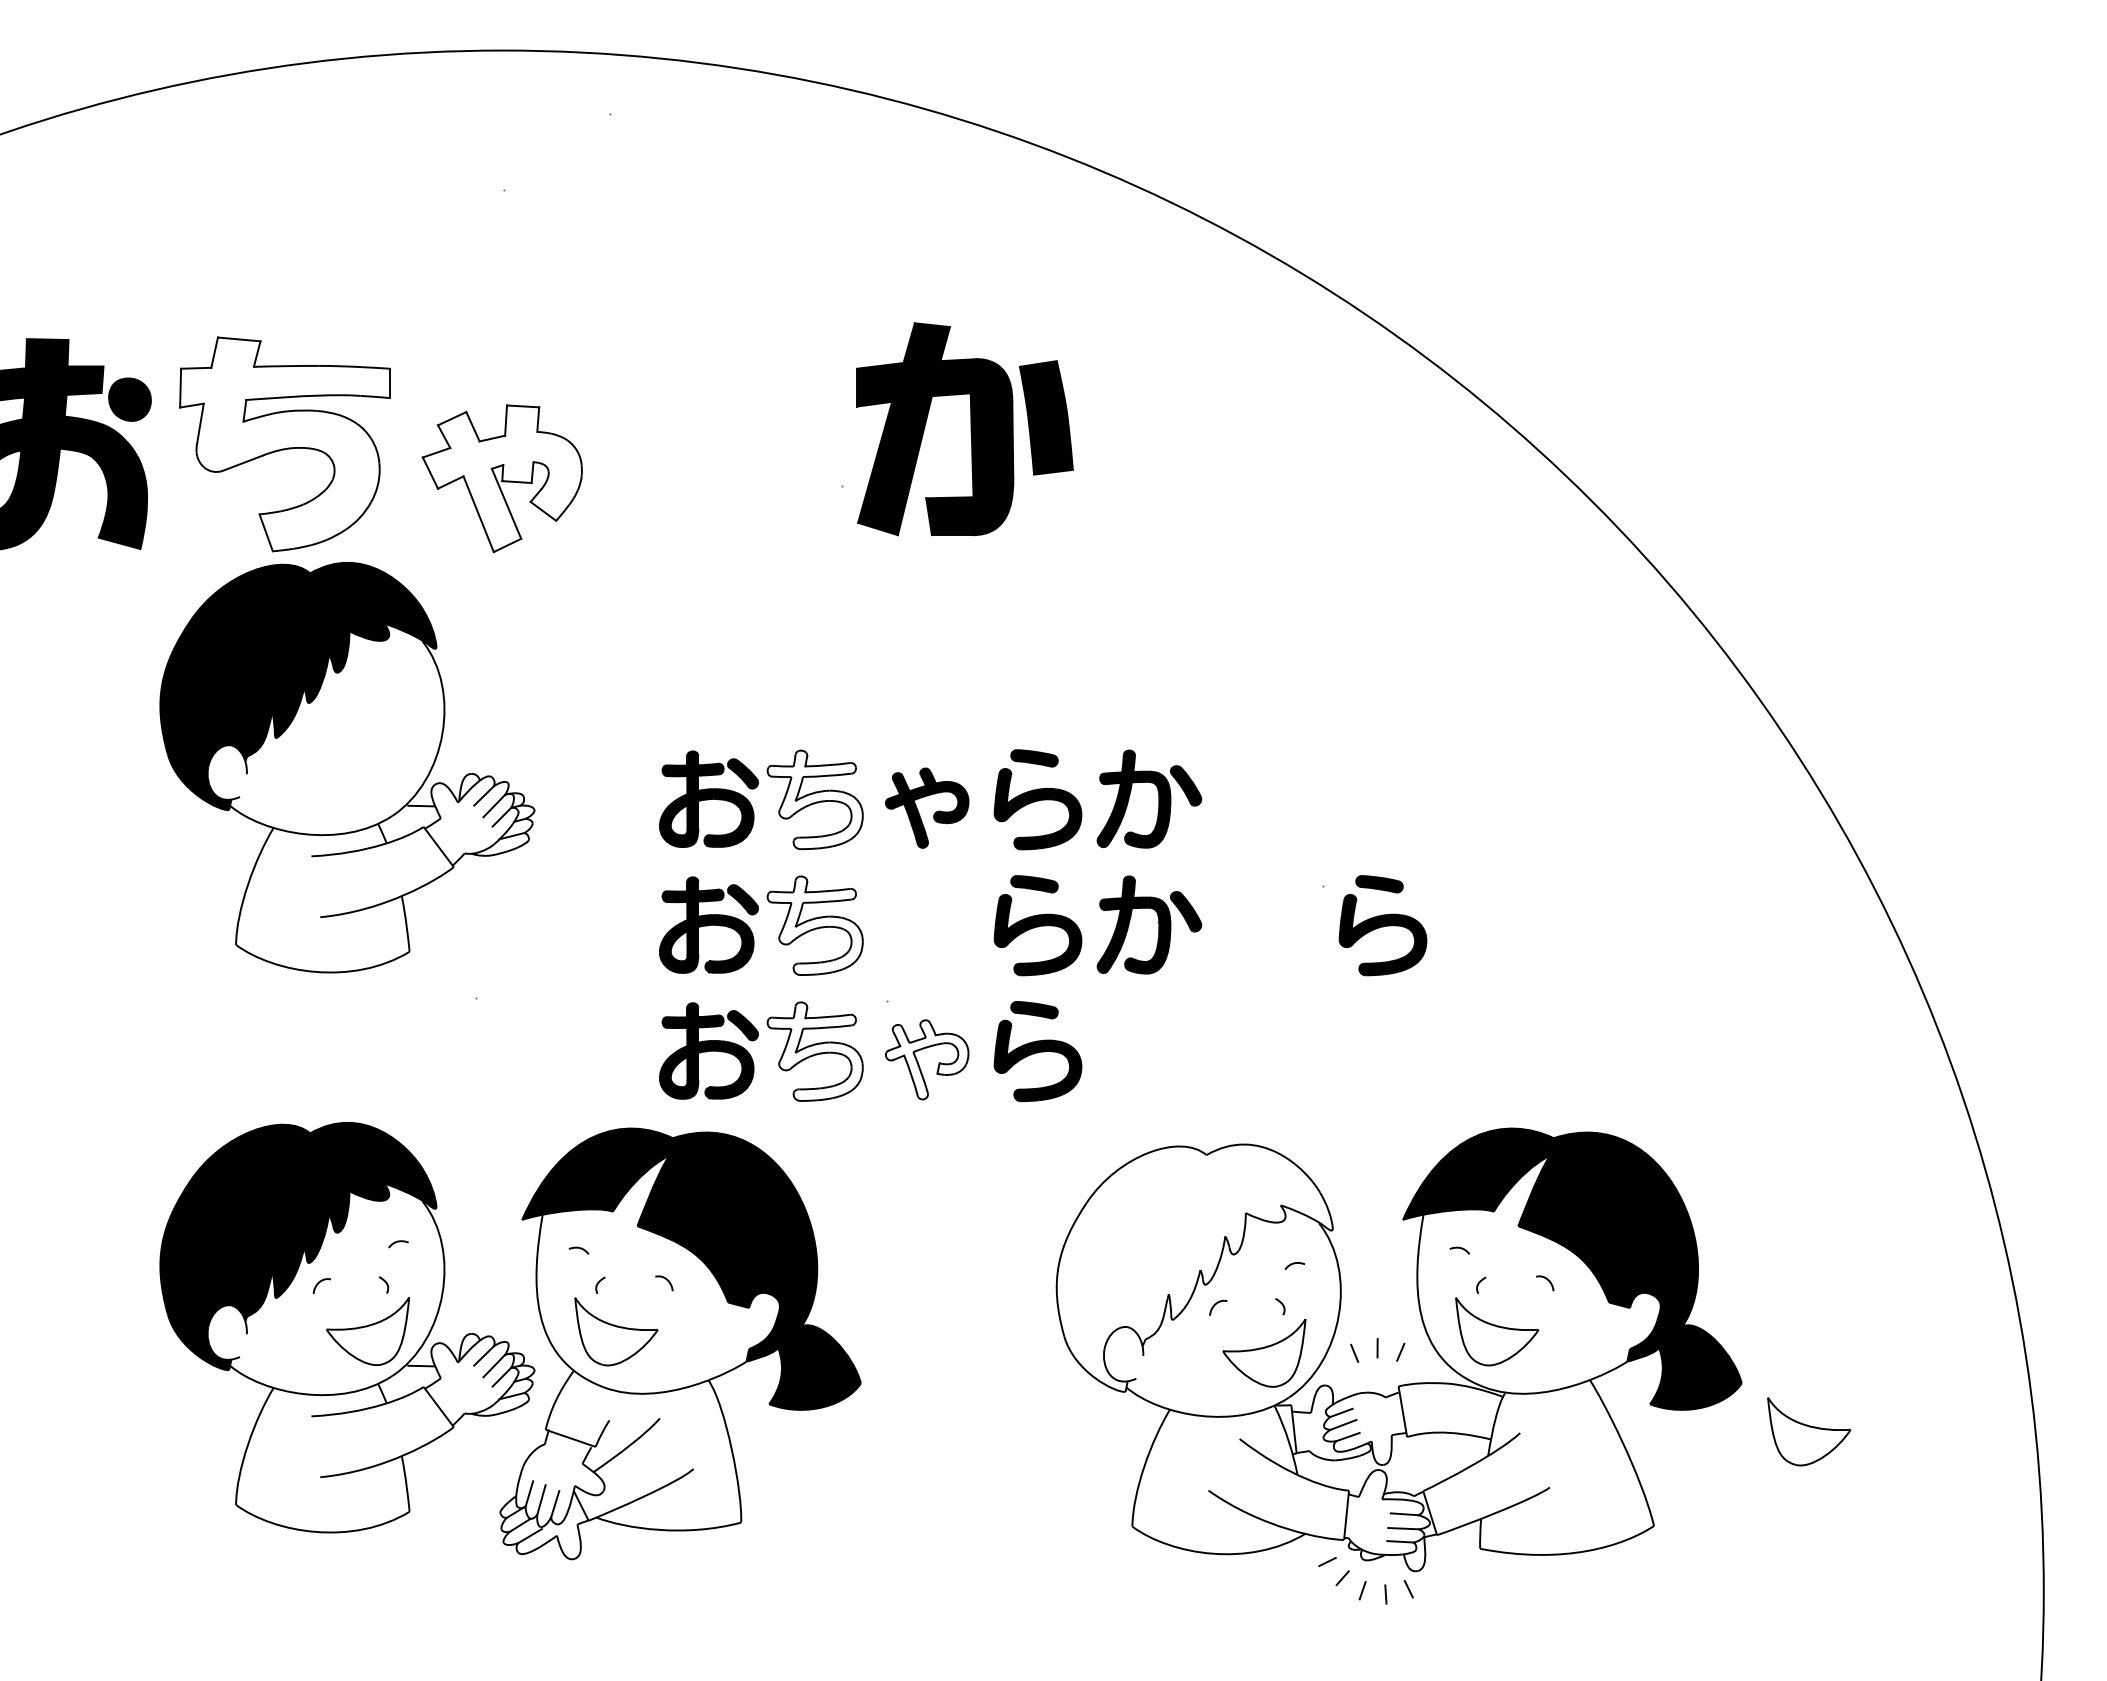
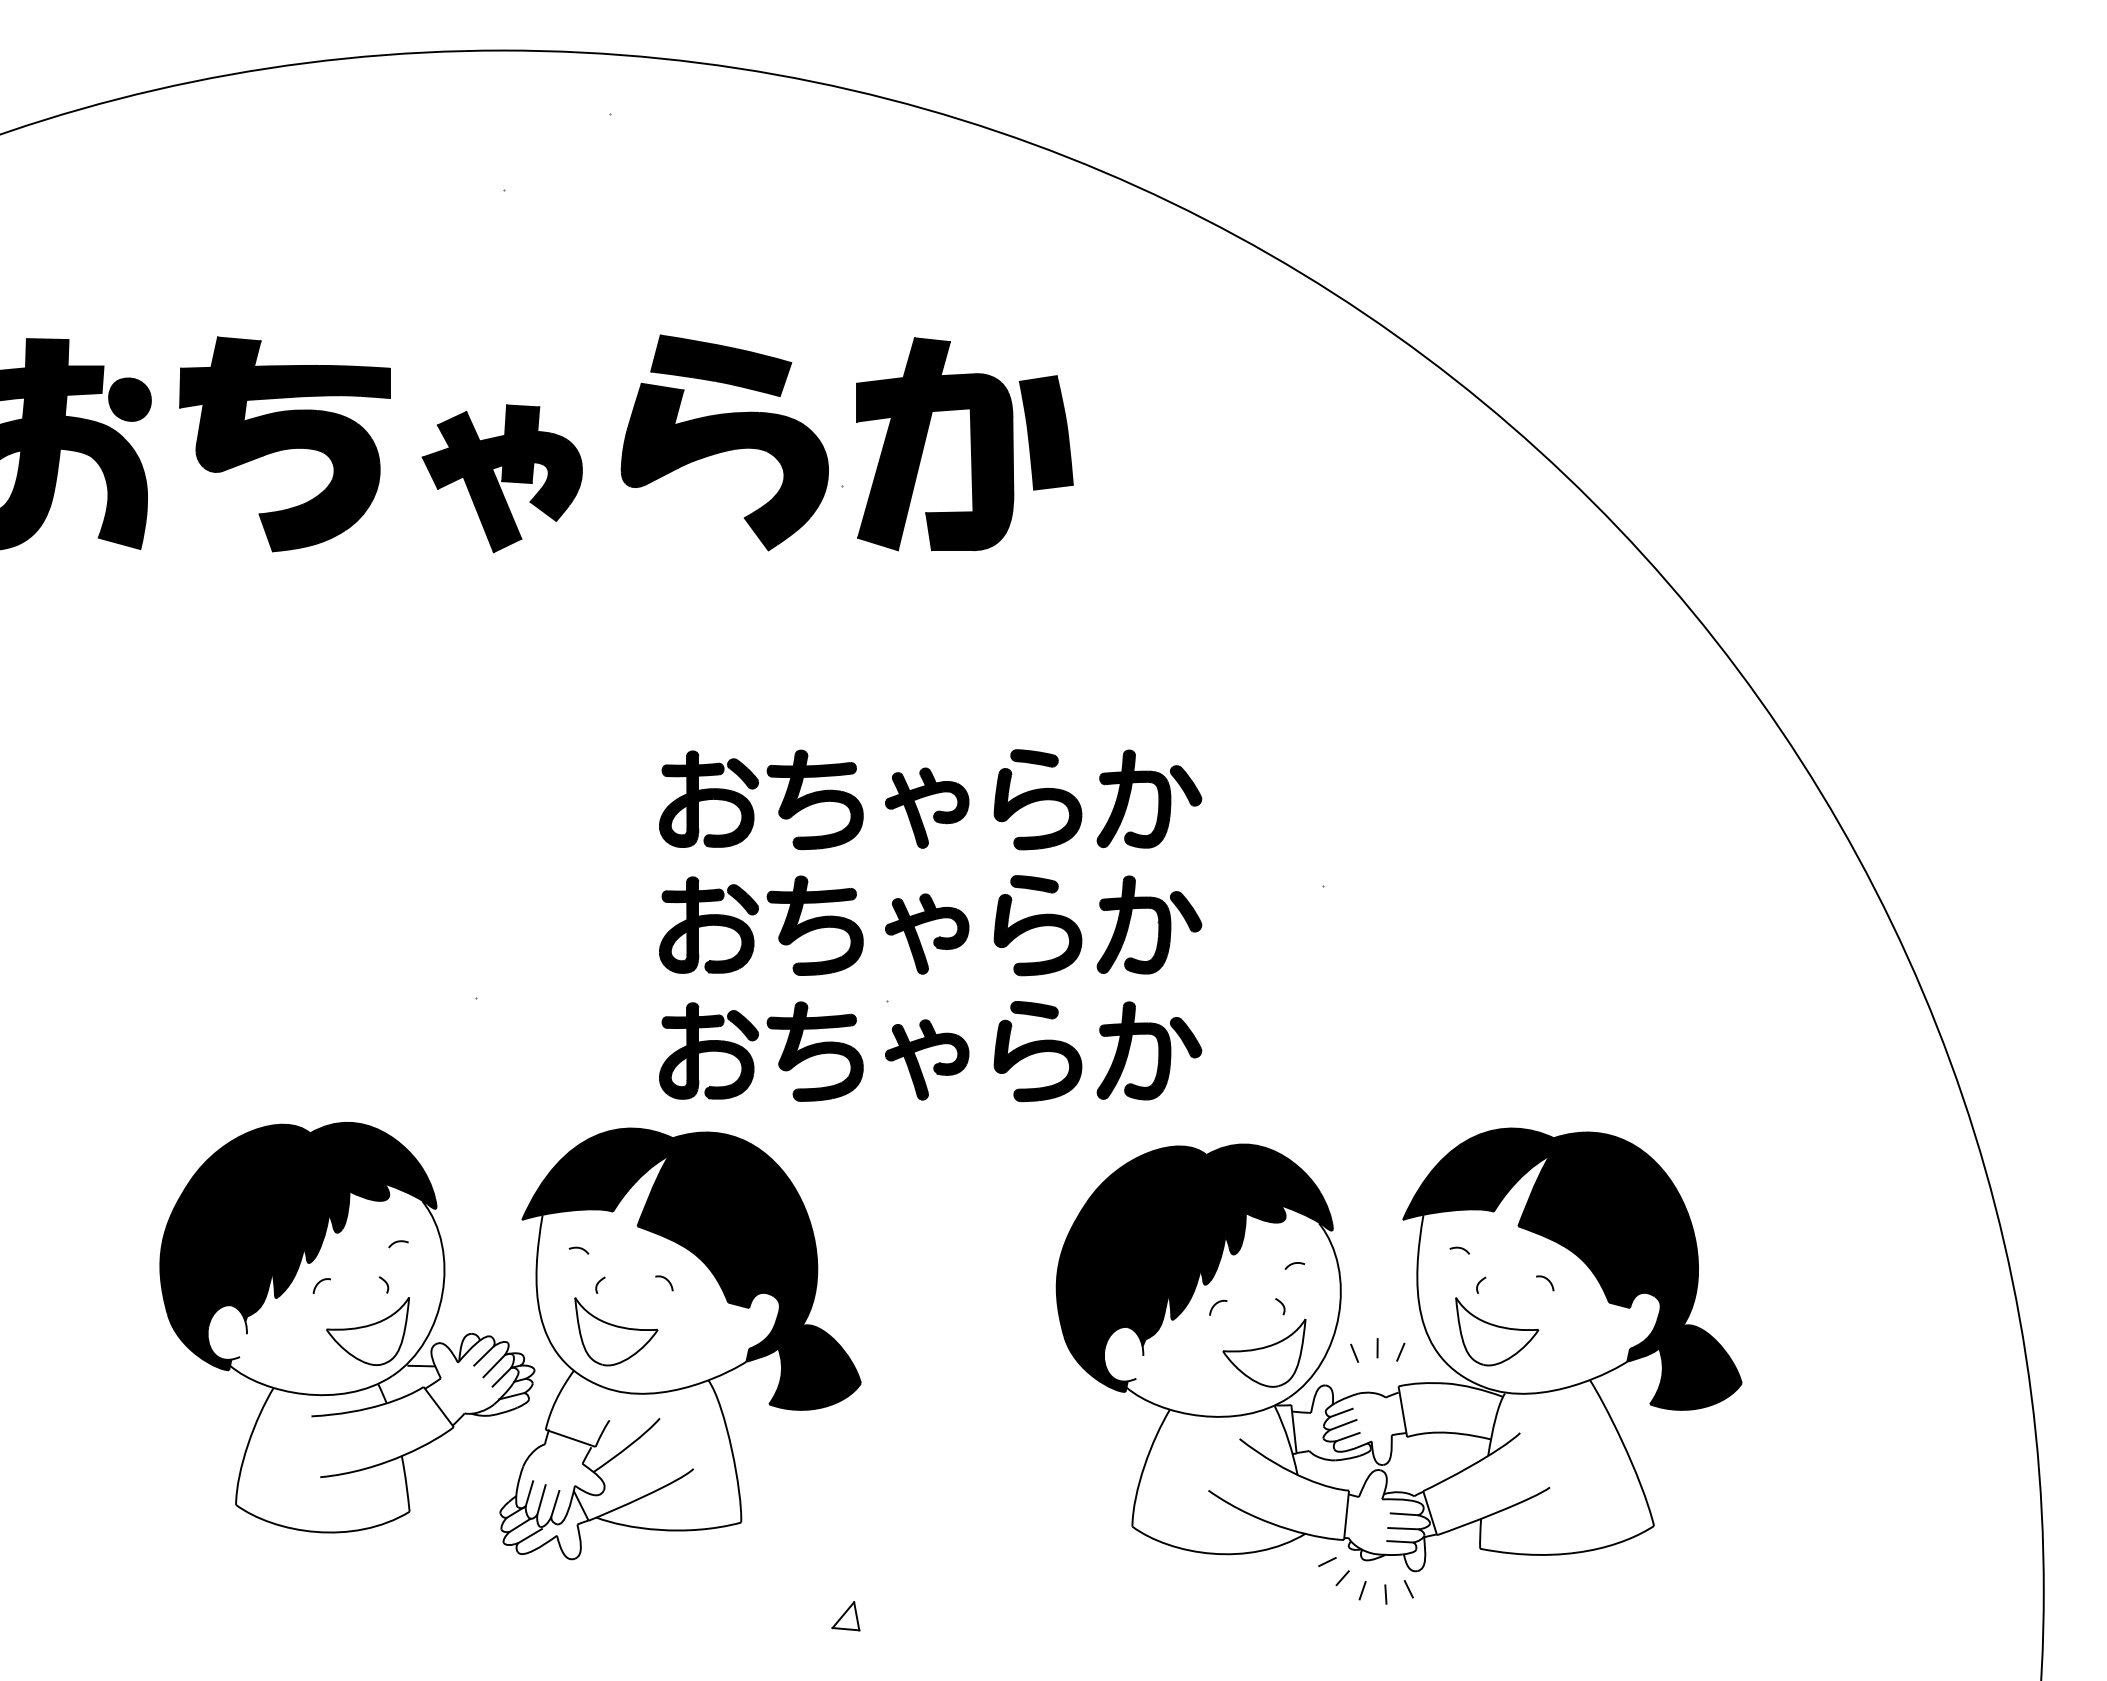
part position: (964, 429) -> (964, 444) (964, 444)
part: none -> present (724, 442)
fill: none -> present (285, 444)
fill: none -> present (501, 478)
part: present -> none (347, 767)
fill: none -> present (814, 799)
fill: none -> present (814, 925)
part: present -> none (1382, 925)
part: none -> present (934, 938)
part: none -> present (1158, 1050)
fill: none -> present (814, 1051)
fill: none -> present (926, 1060)
fill: none -> present (1194, 1267)
part: present -> none (1809, 1431)
part: none -> present (845, 1616)
